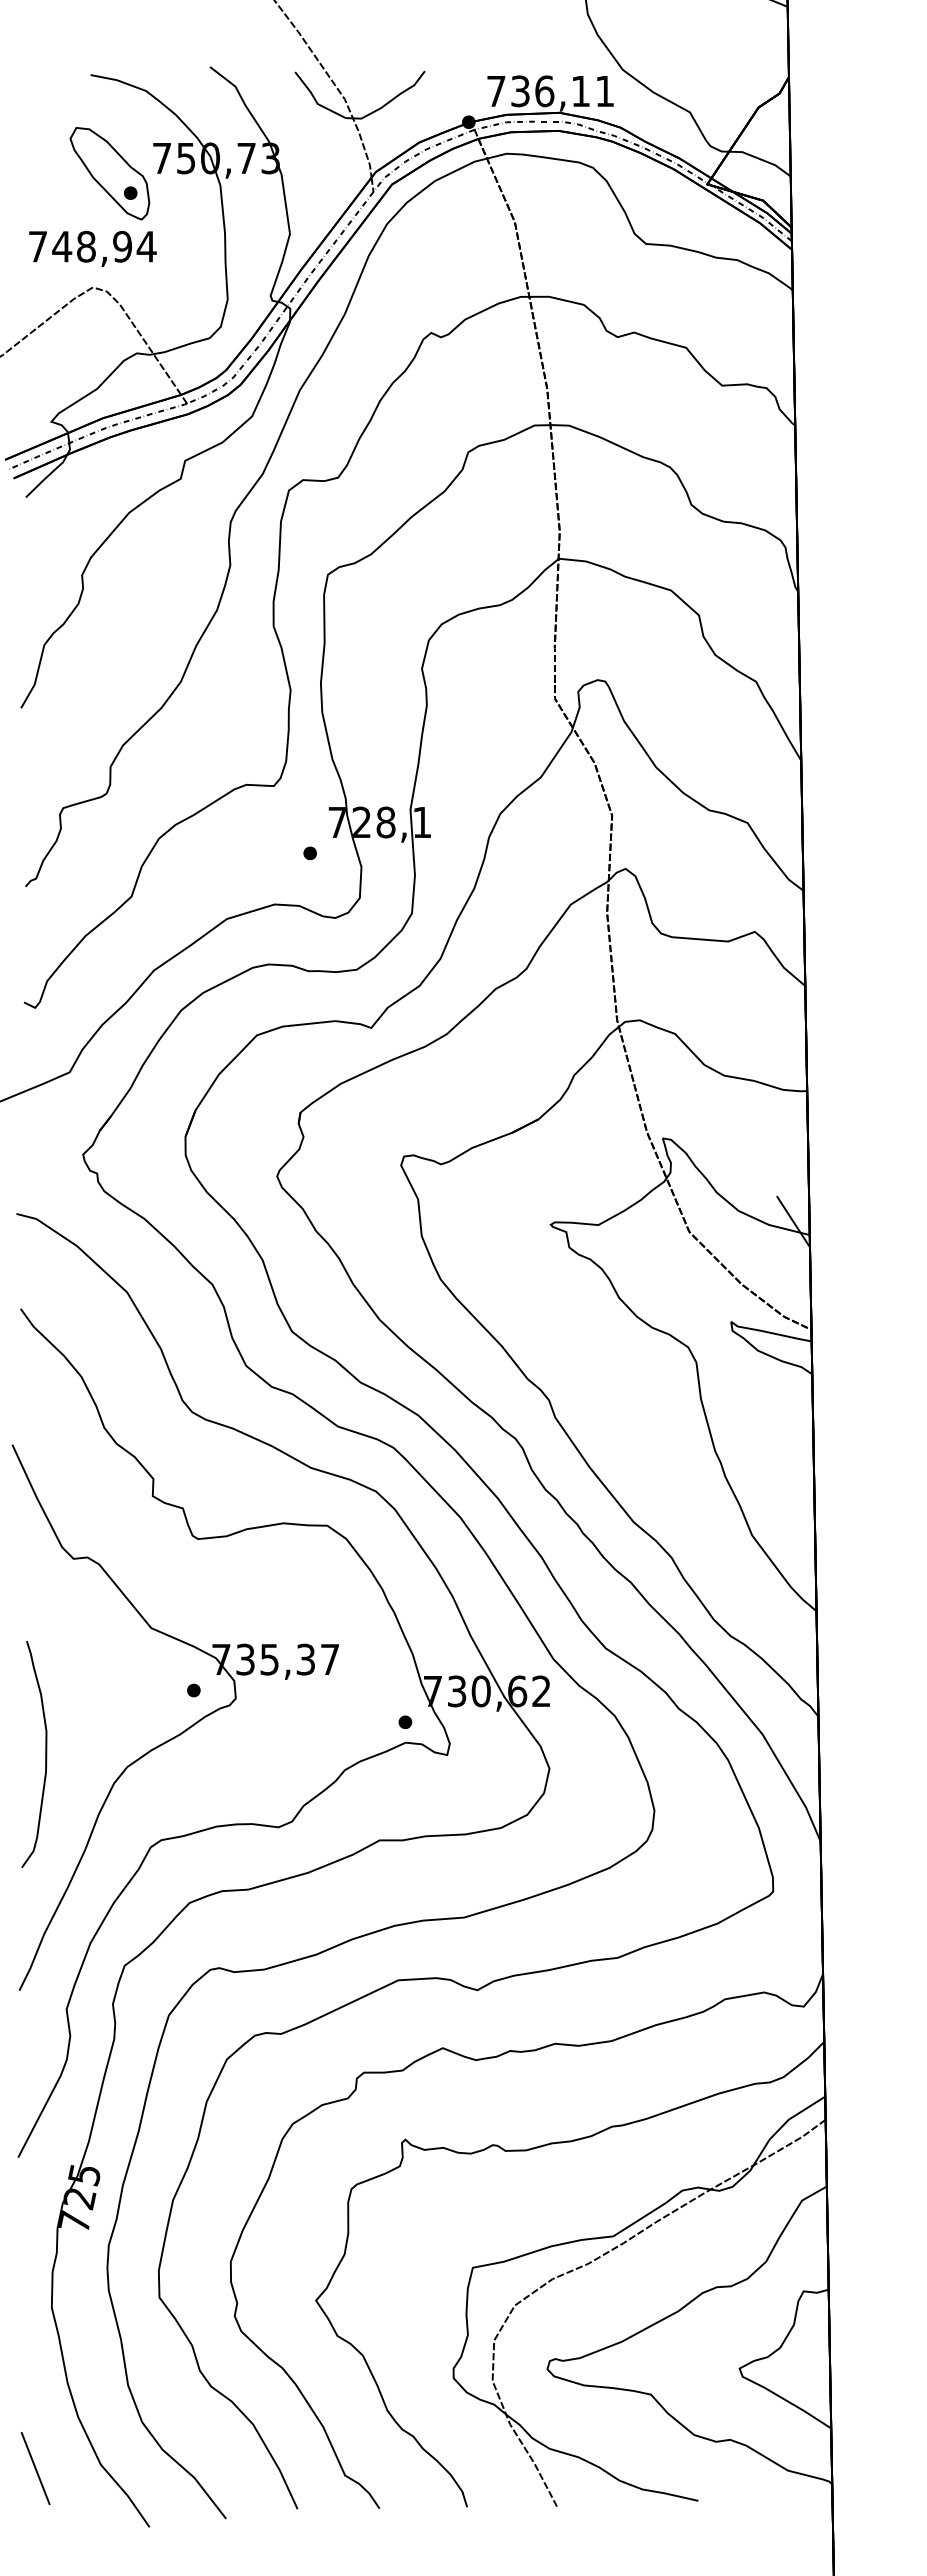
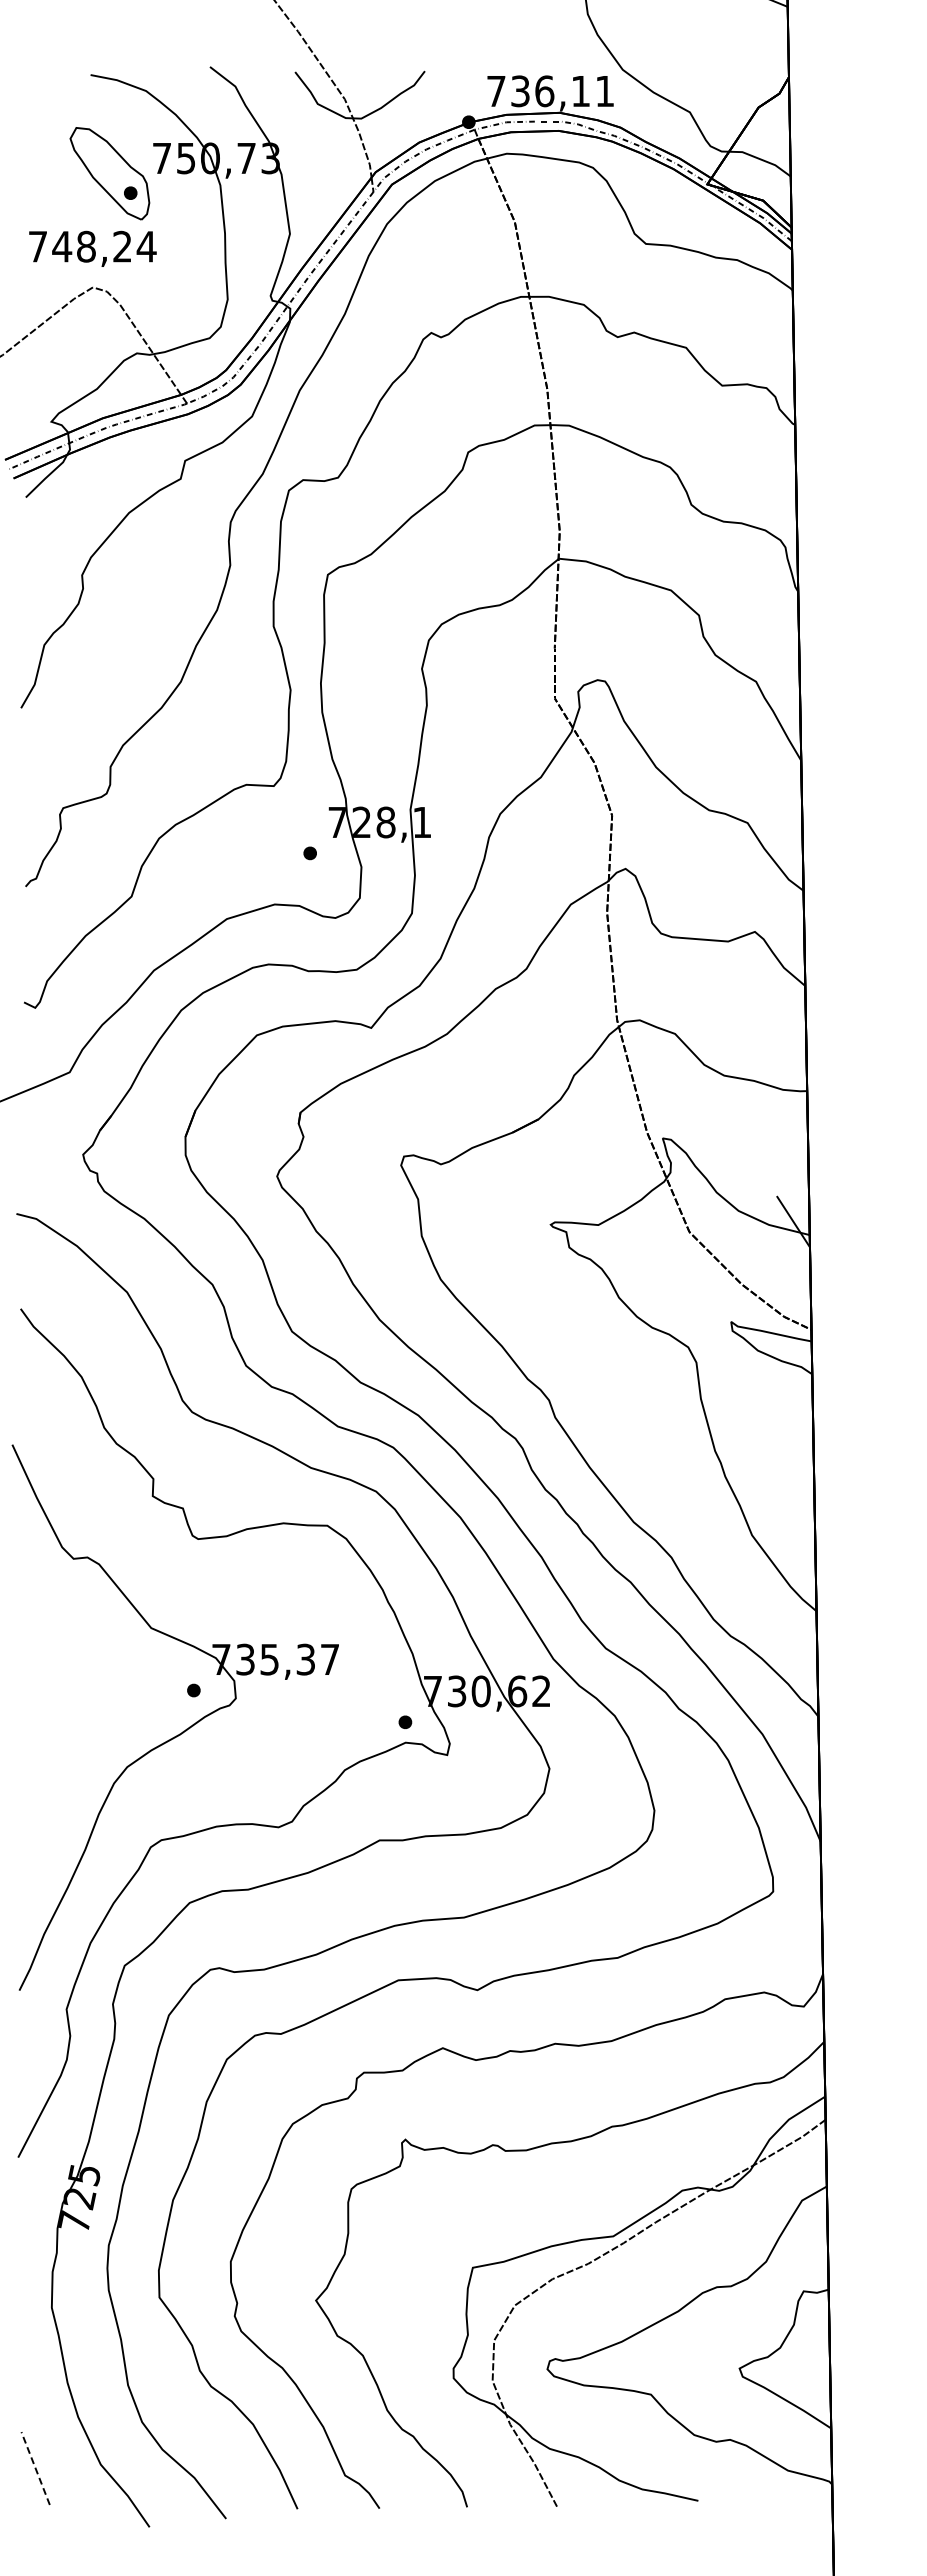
text: 748,94 -> 748,24 (122, 246)
curve: present -> none (45, 1754)
line: solid -> dashed (35, 2468)
